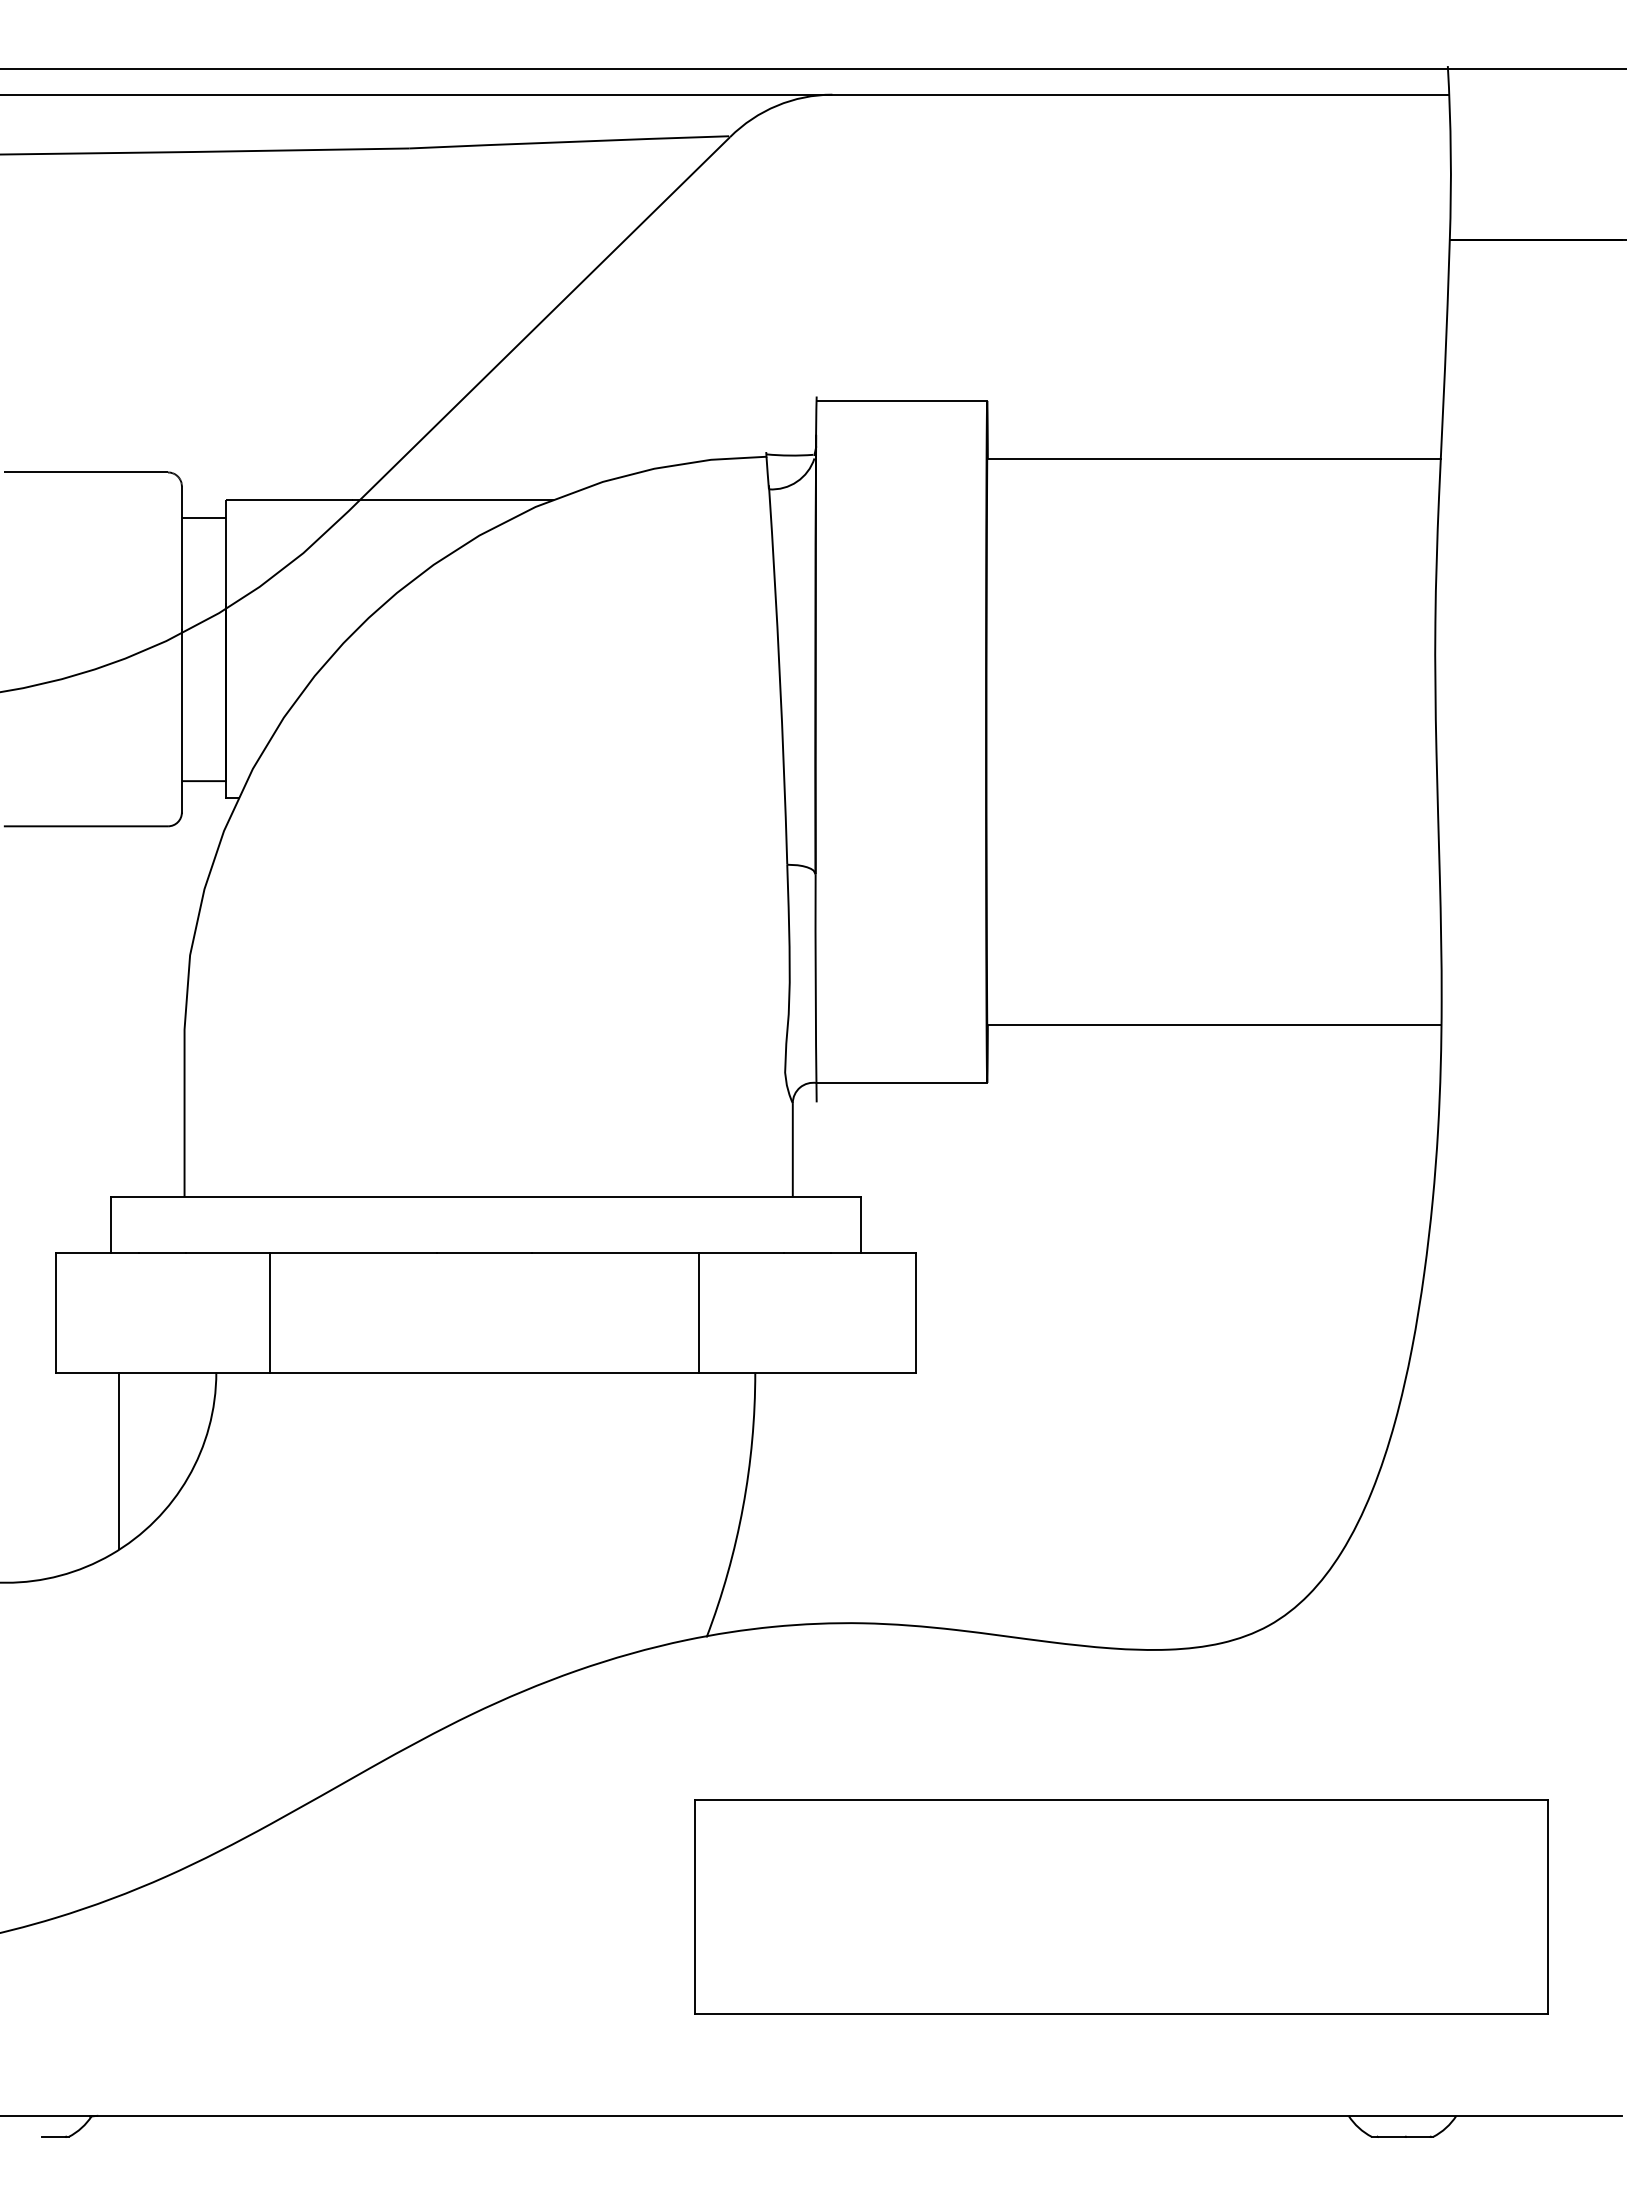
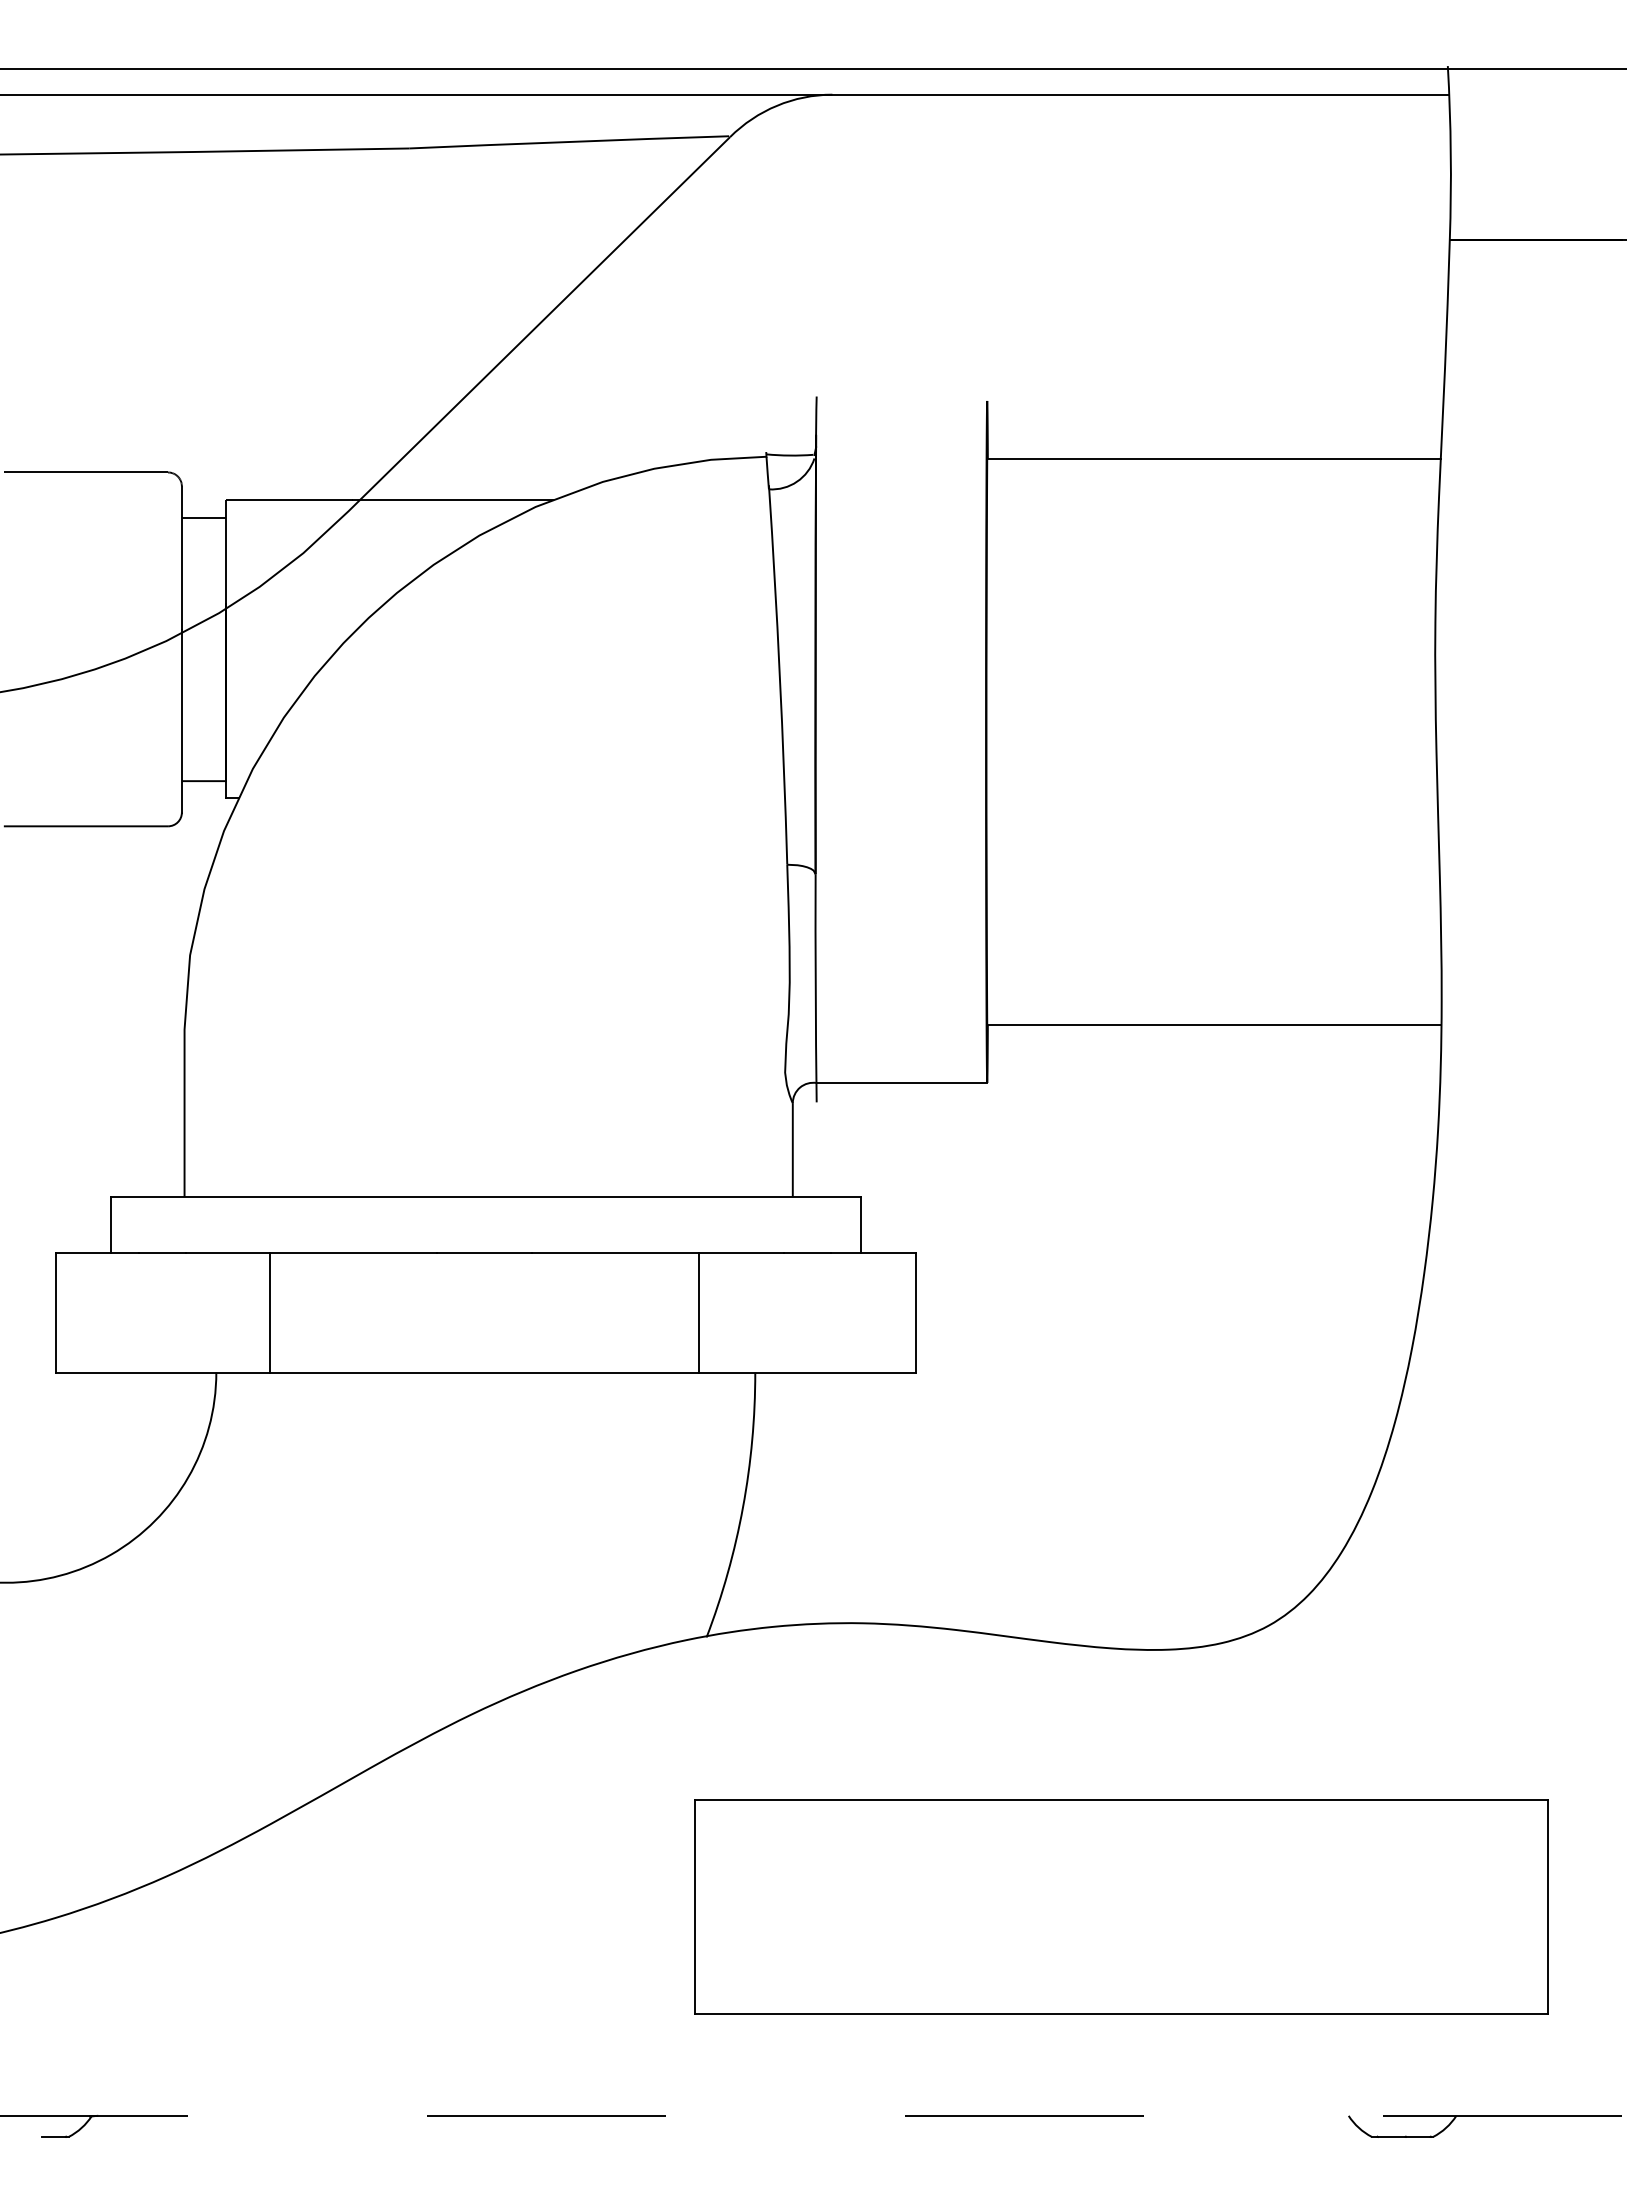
line: present -> none (901, 400)
line: present -> none (119, 1460)
line: solid -> dashed (811, 2115)
